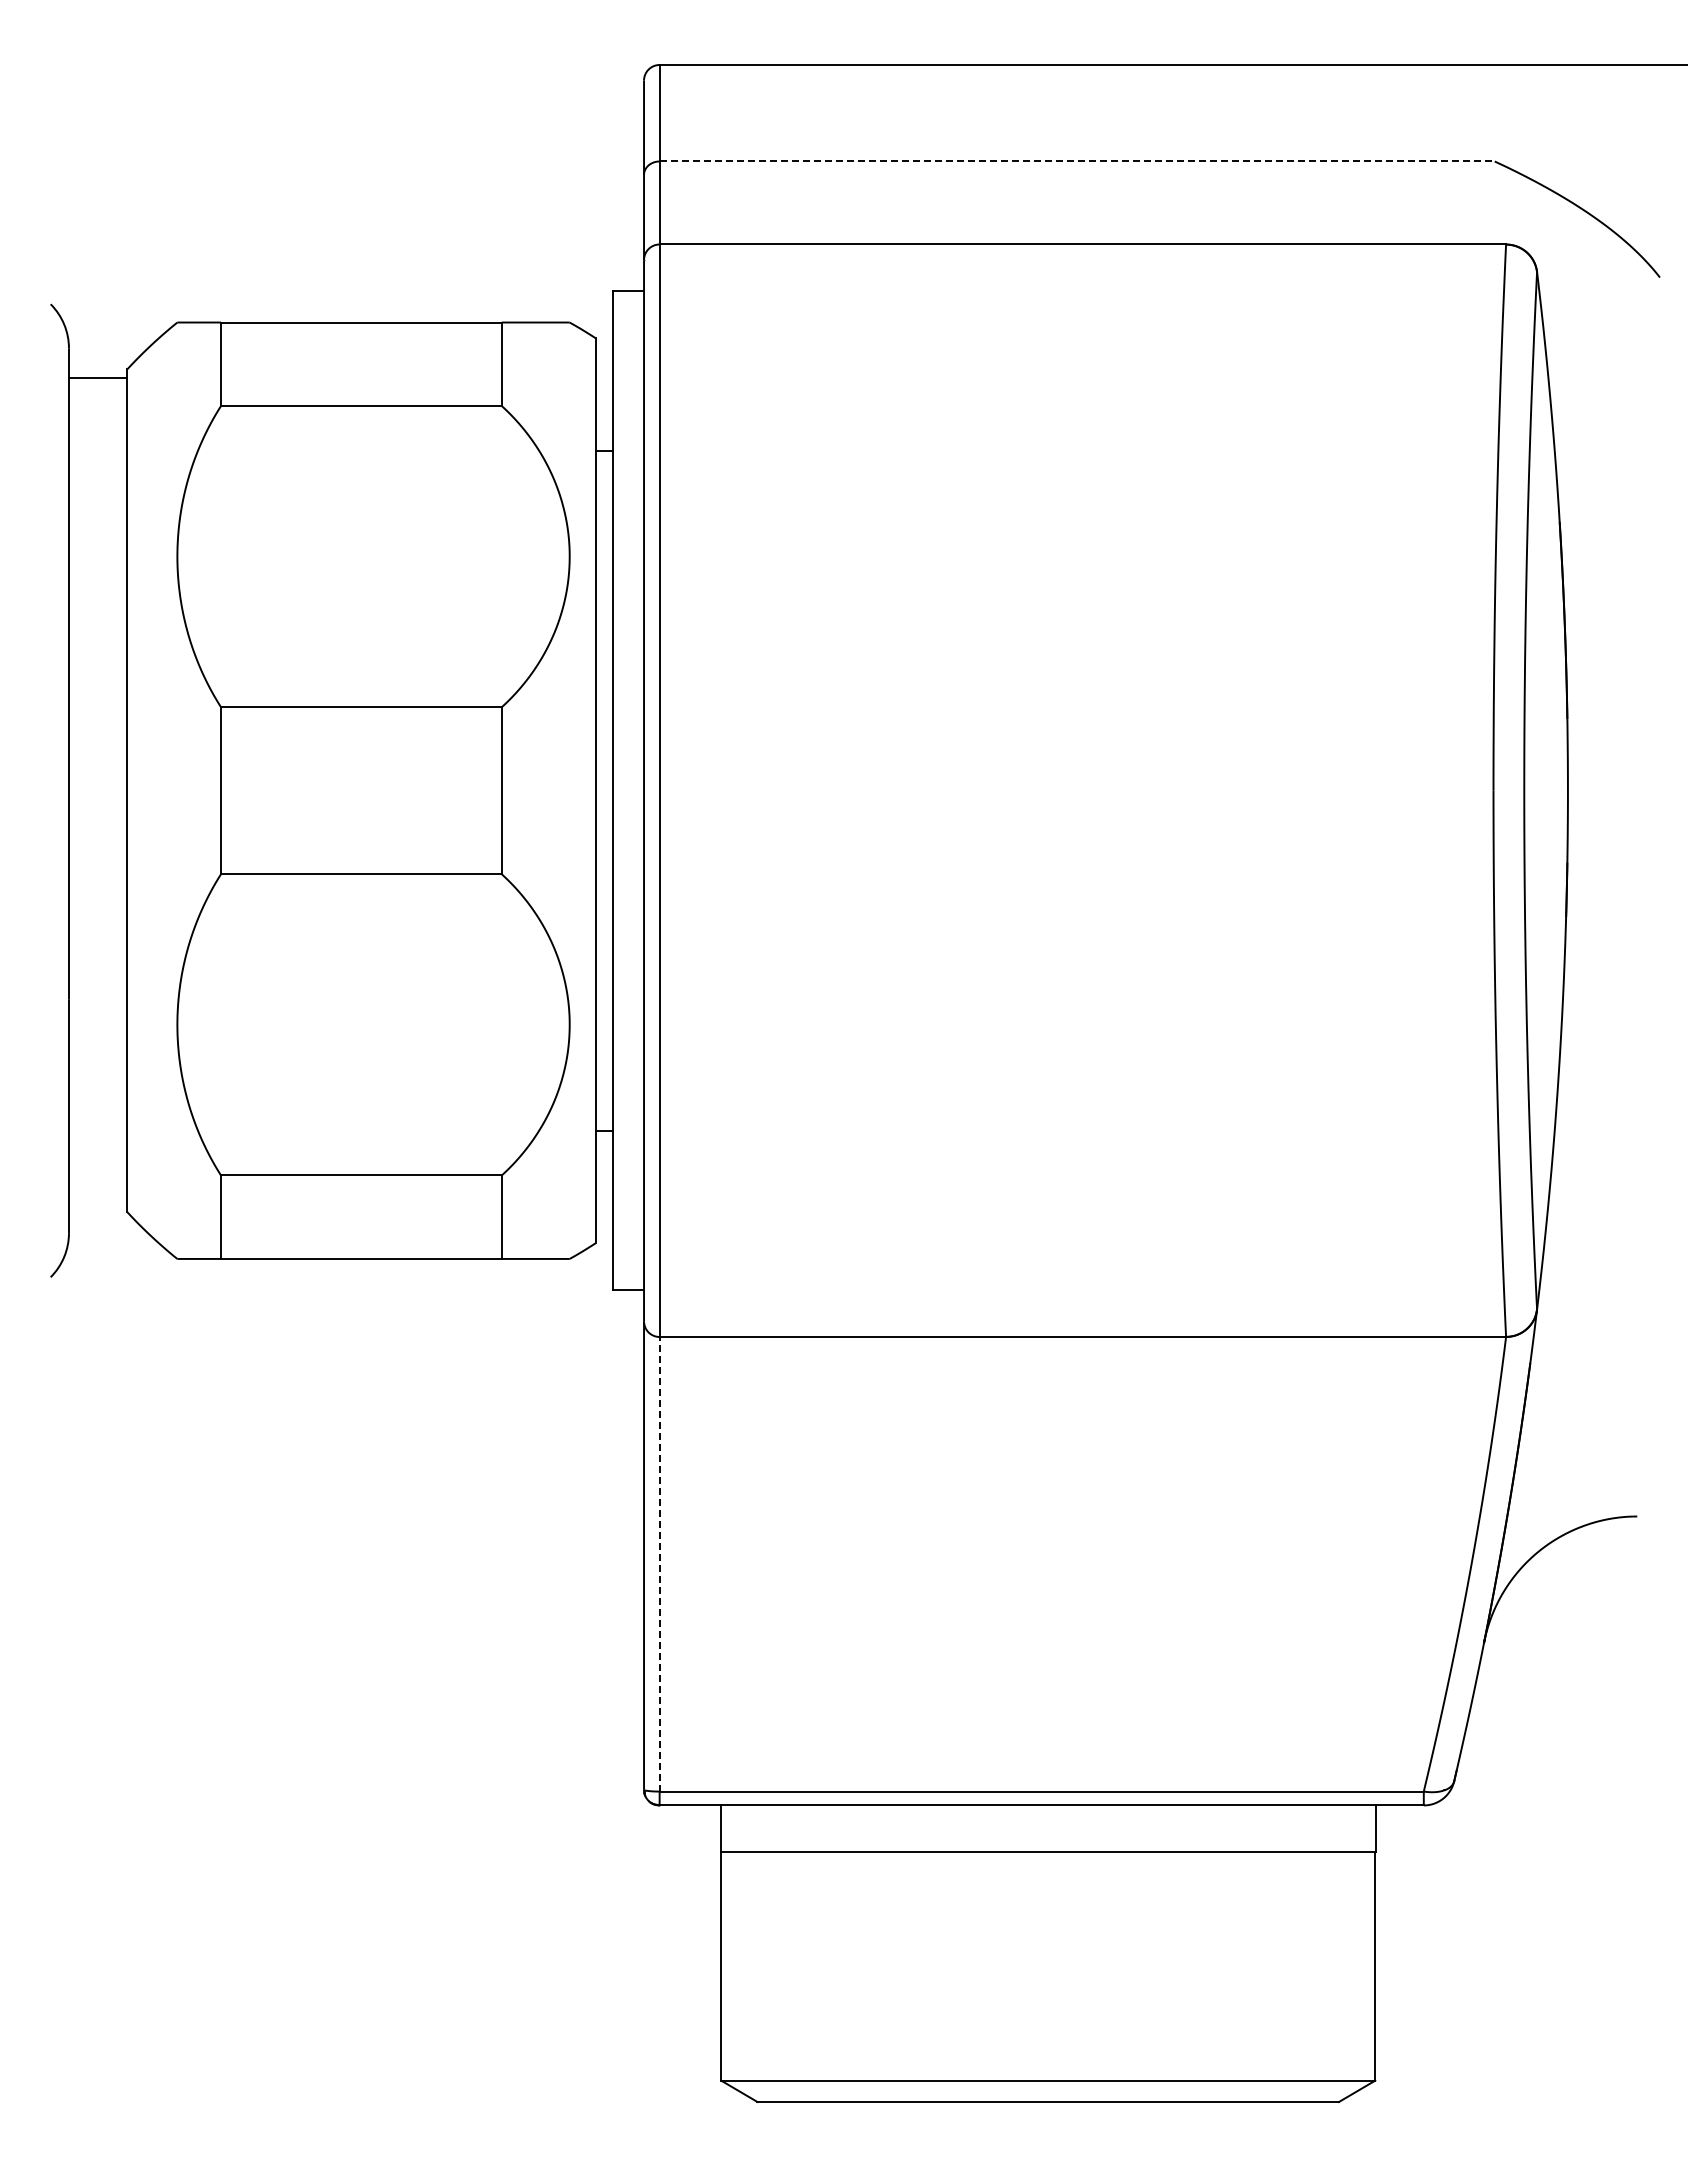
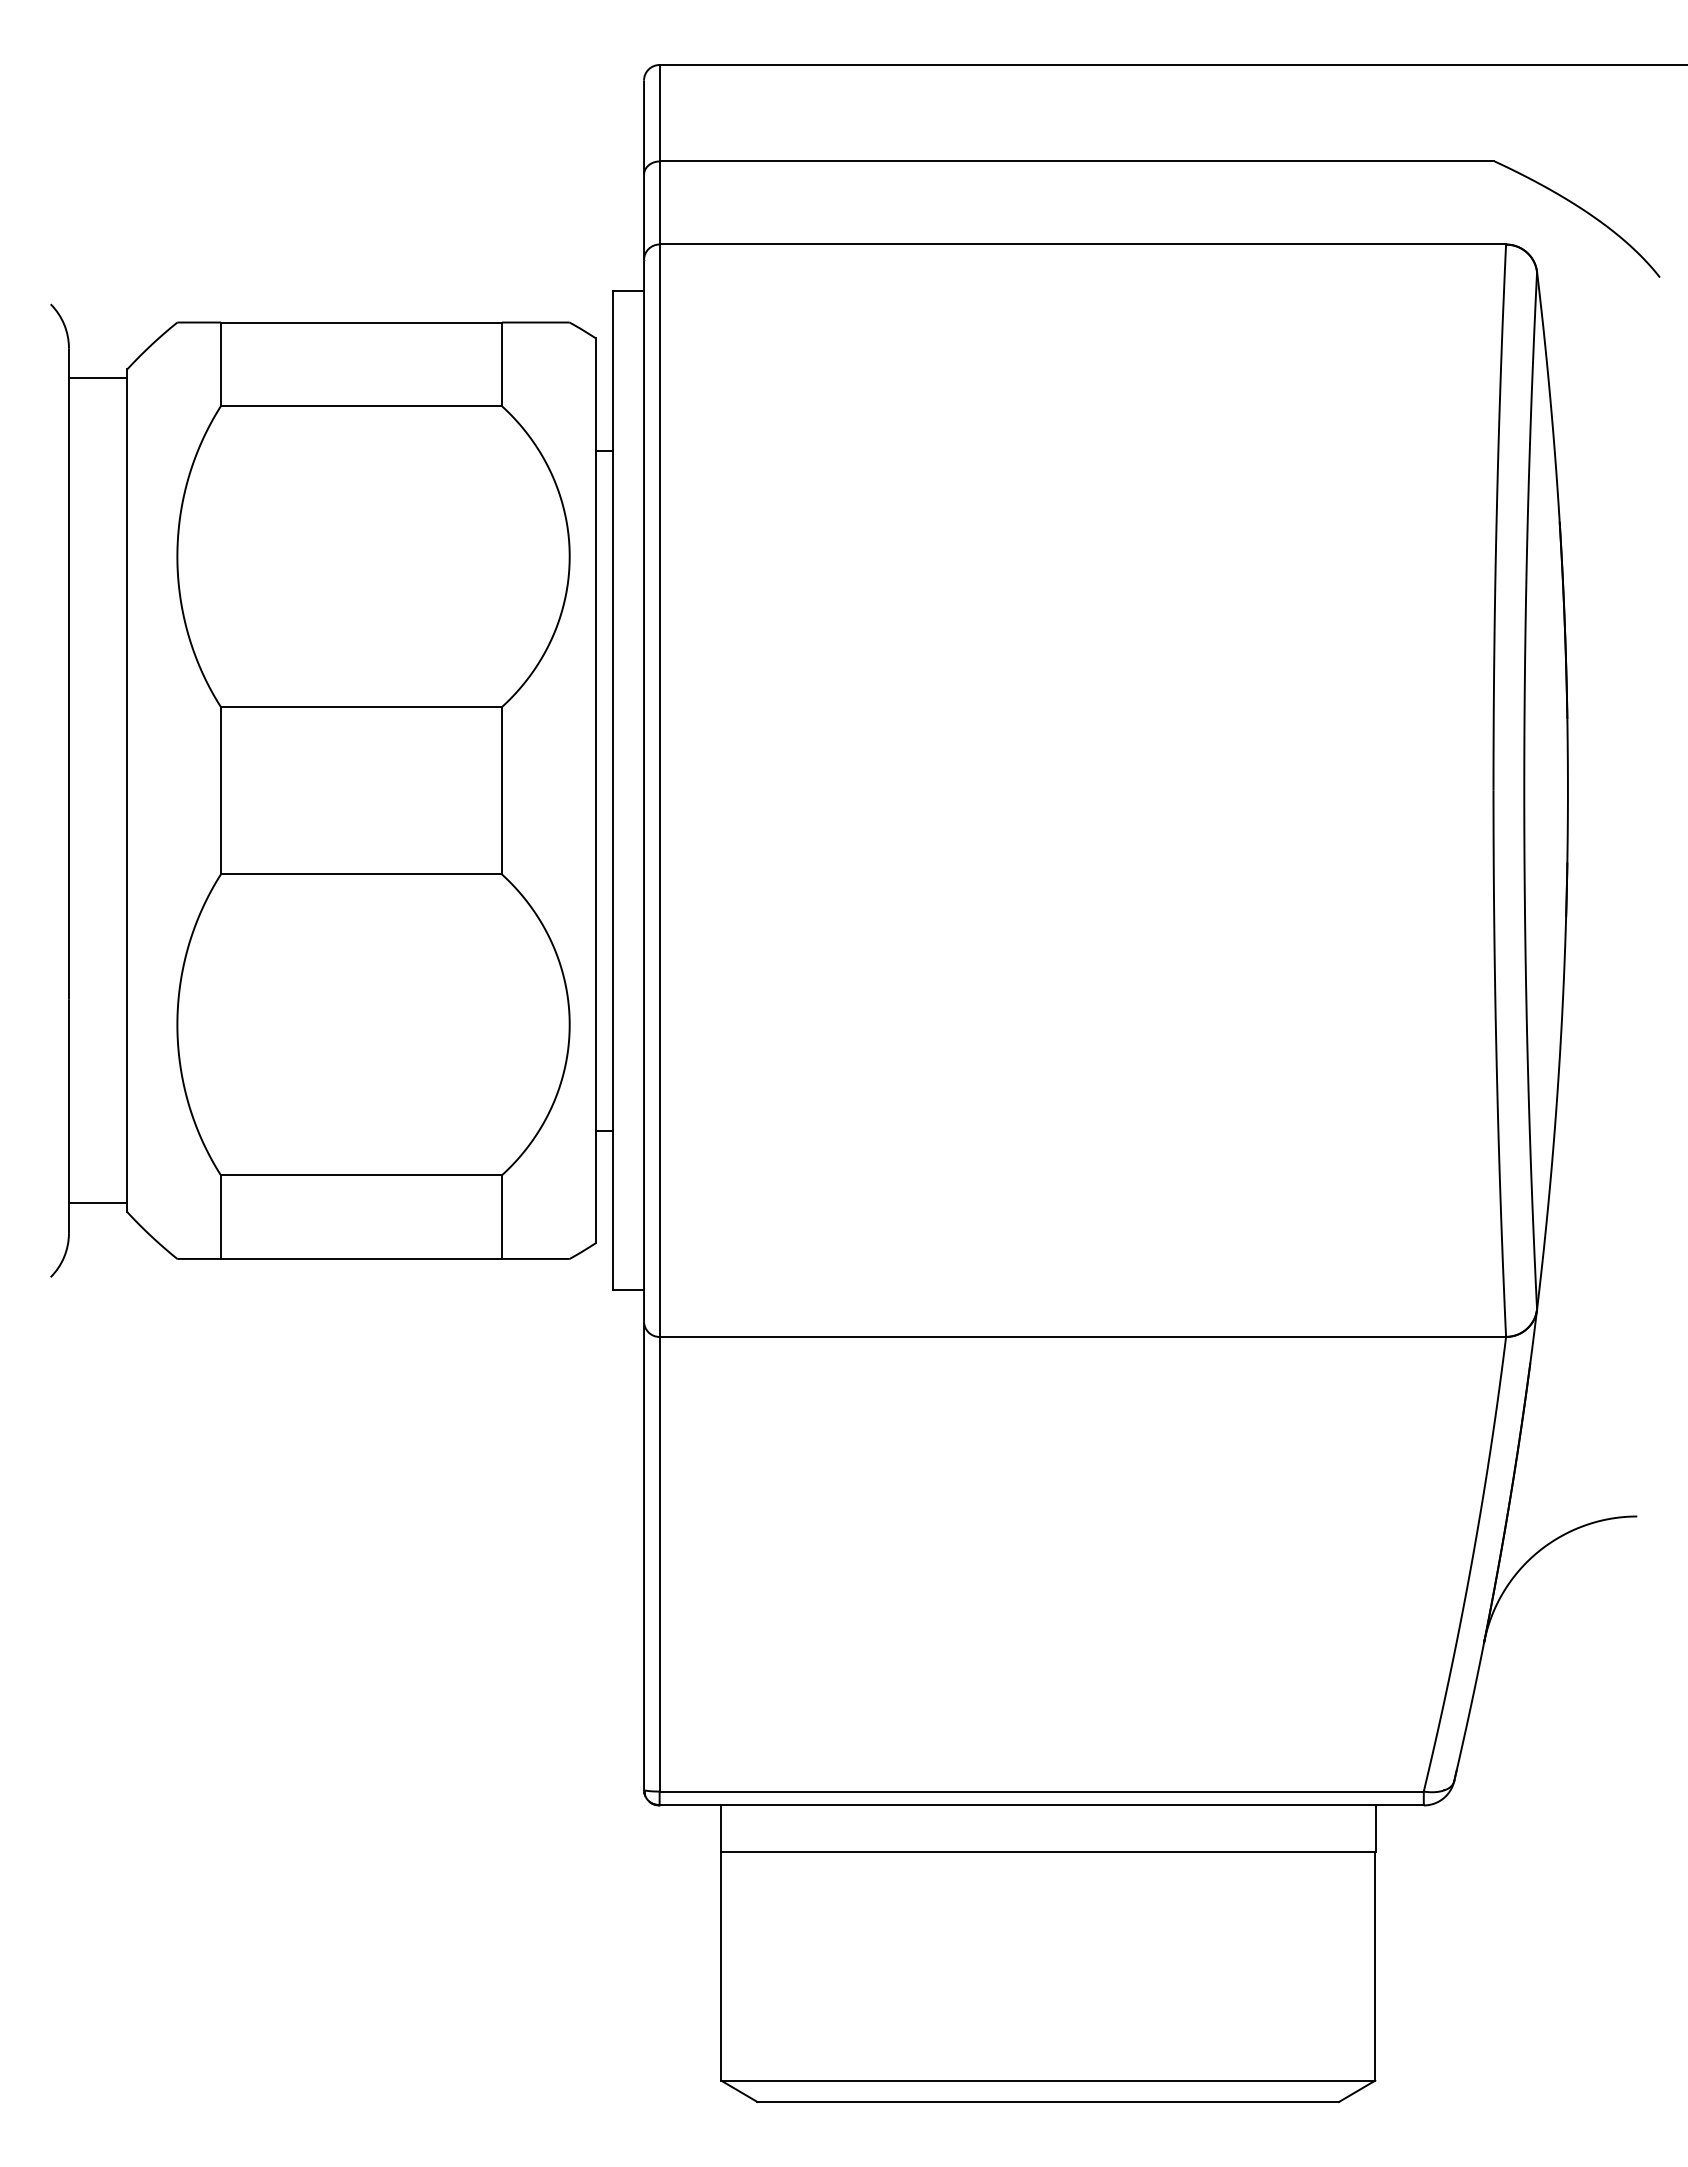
line: dashed -> solid (1077, 161)
line: none -> present (97, 1203)
line: dashed -> solid (659, 1563)
